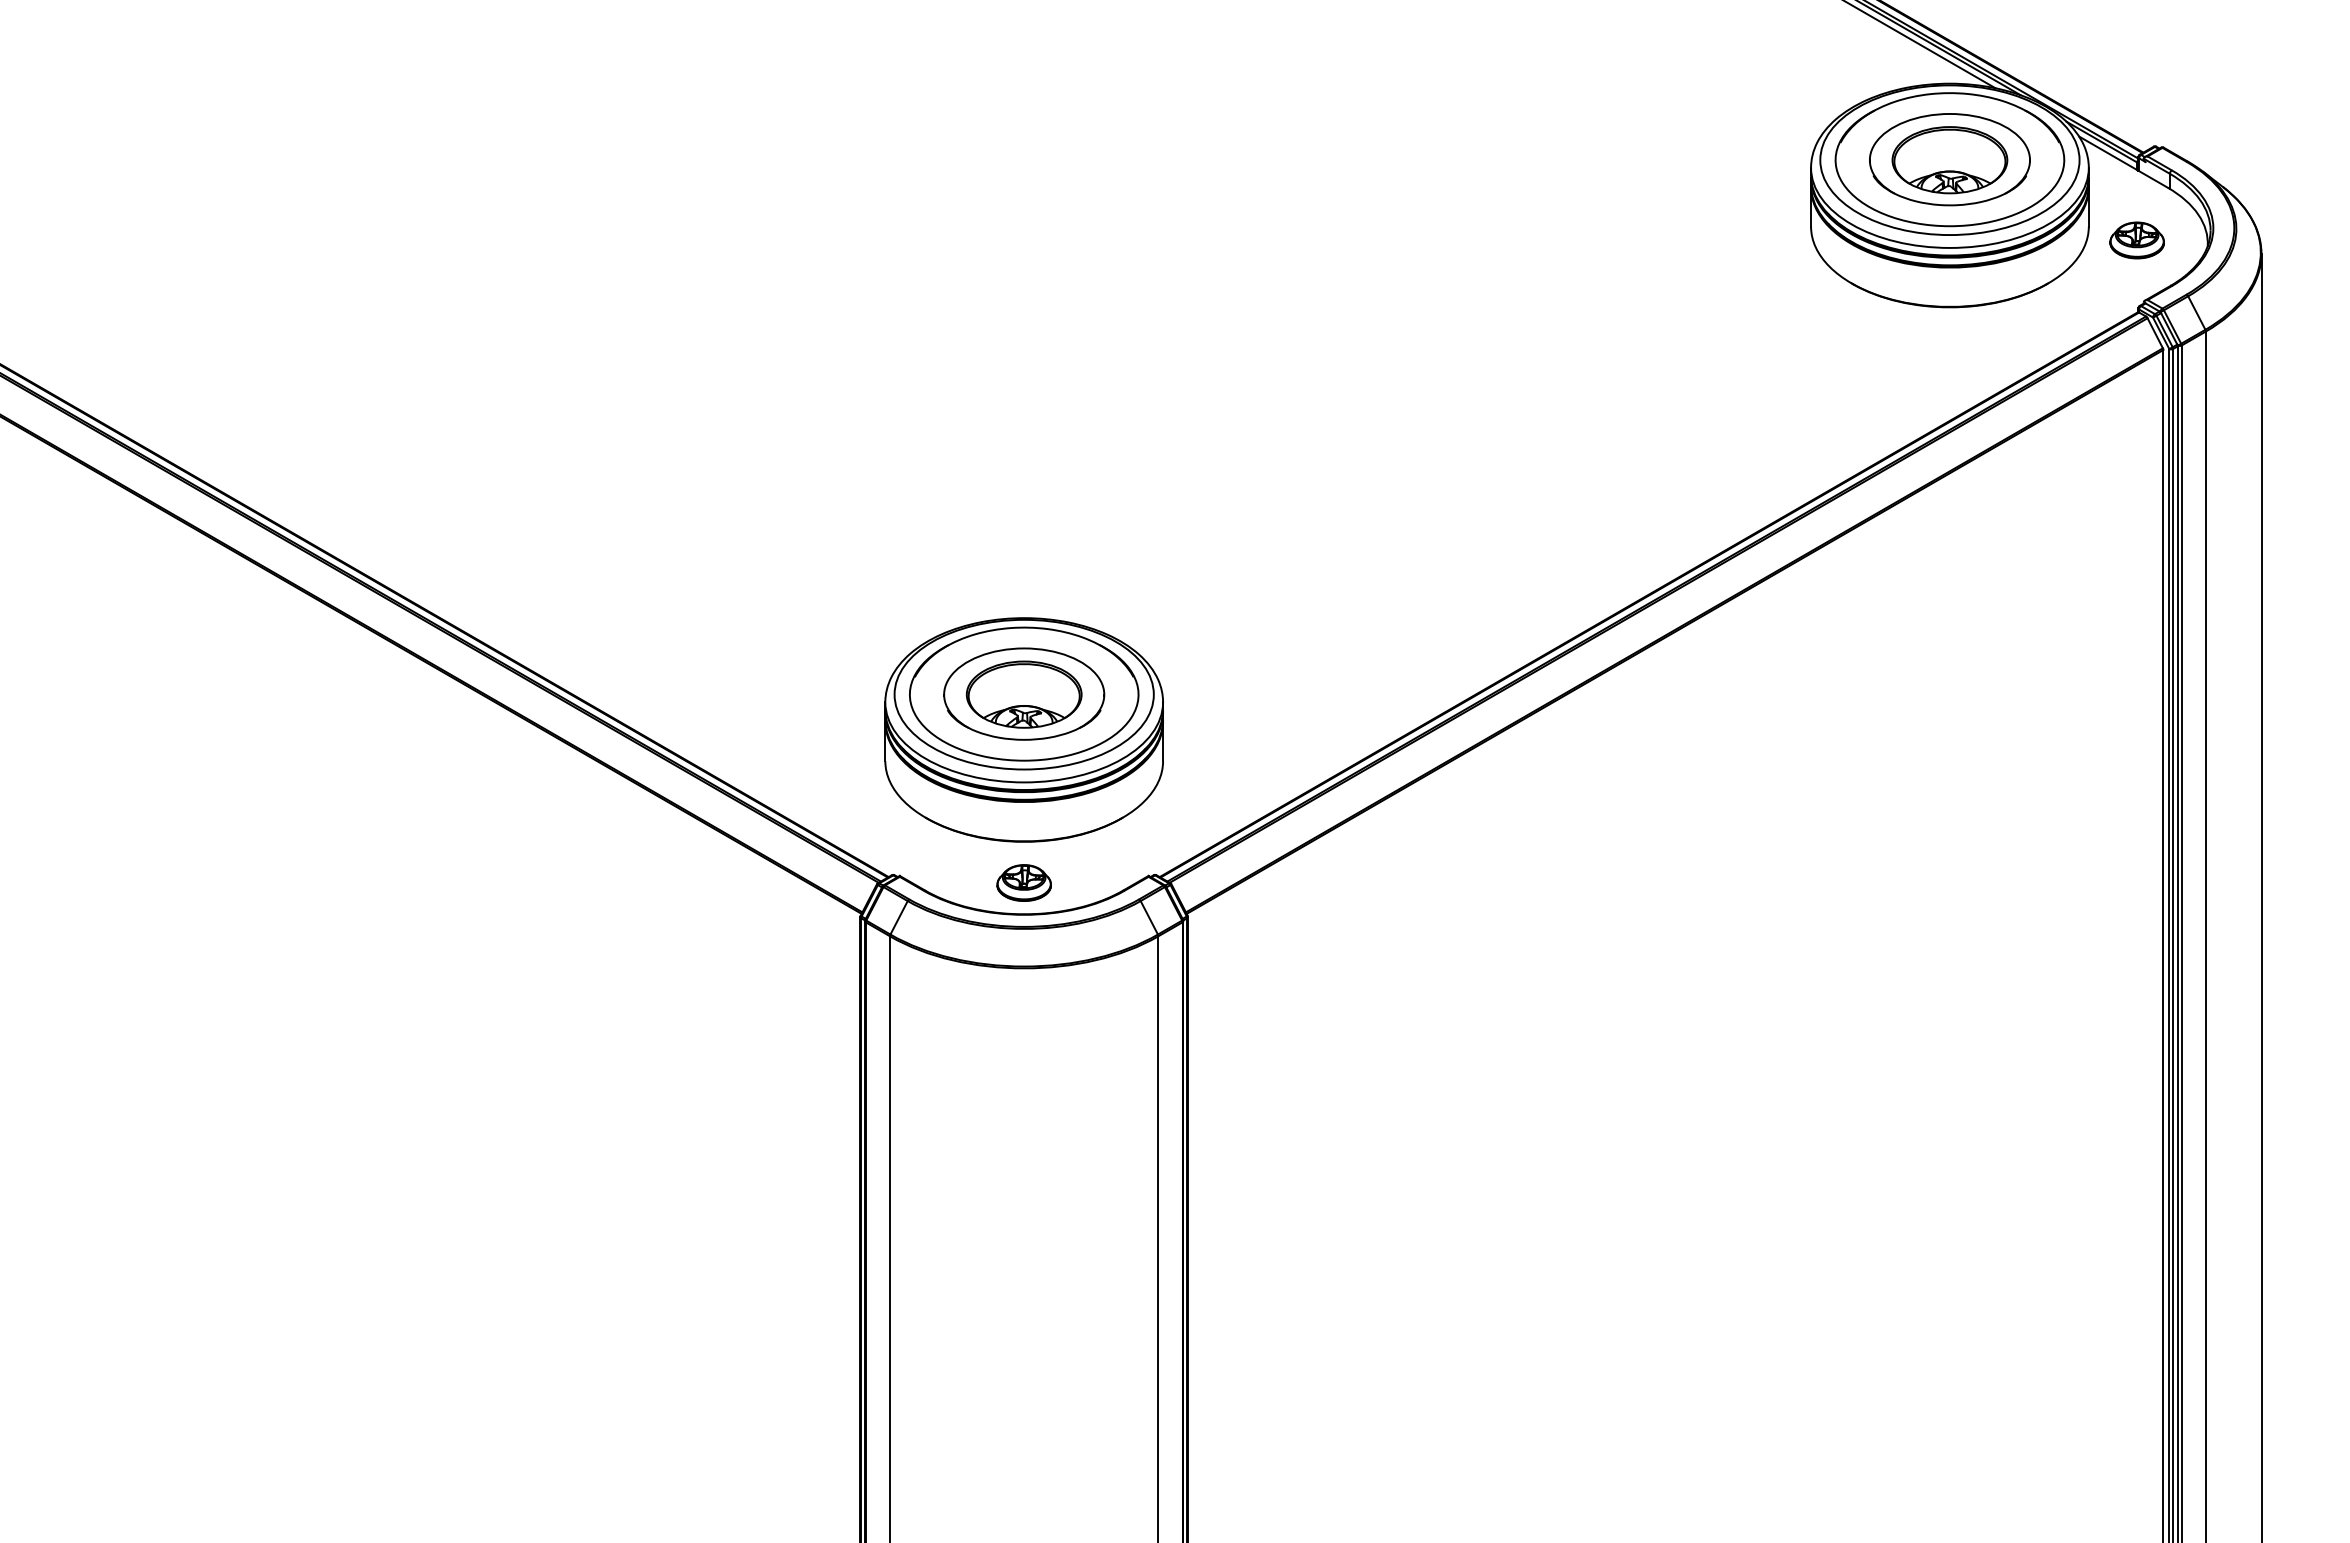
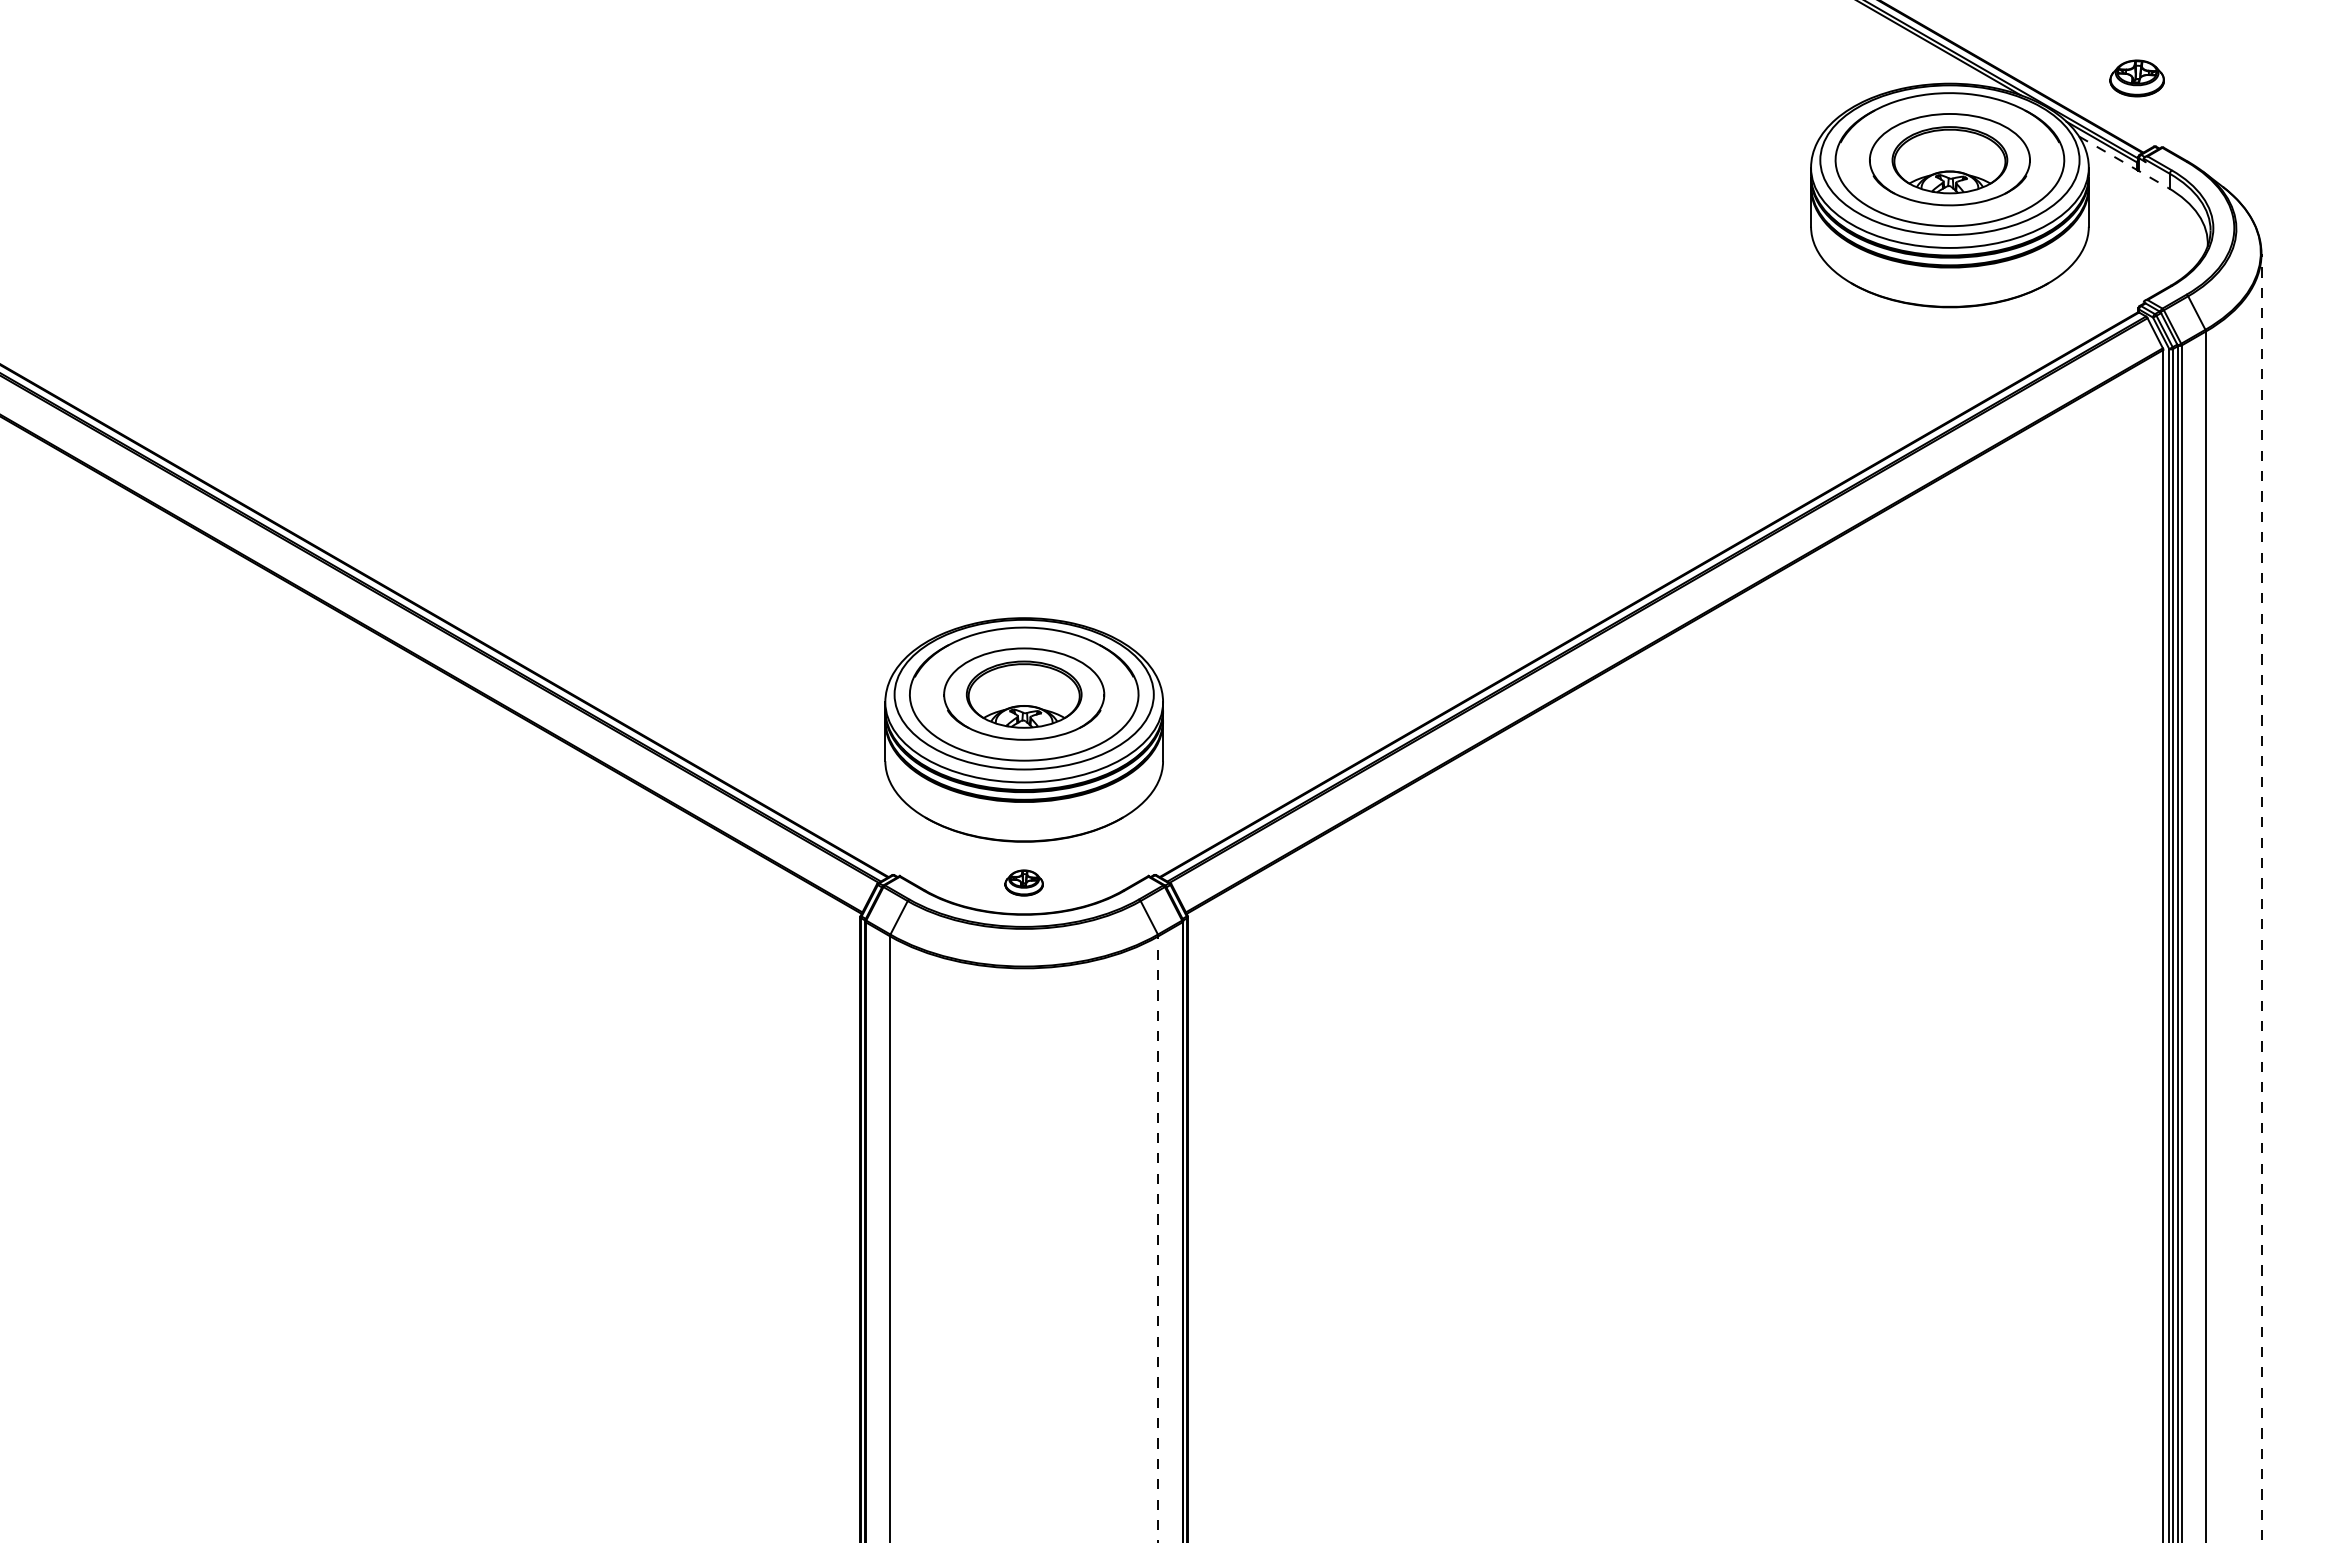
line: present -> none (1920, 45)
line: solid -> dashed (2123, 162)
part position: (2136, 240) -> (2136, 78) (2136, 78)
part size: 56x38 px -> 40x28 px (1023, 882)
line: solid -> dashed (2261, 897)
line: solid -> dashed (1158, 1239)
